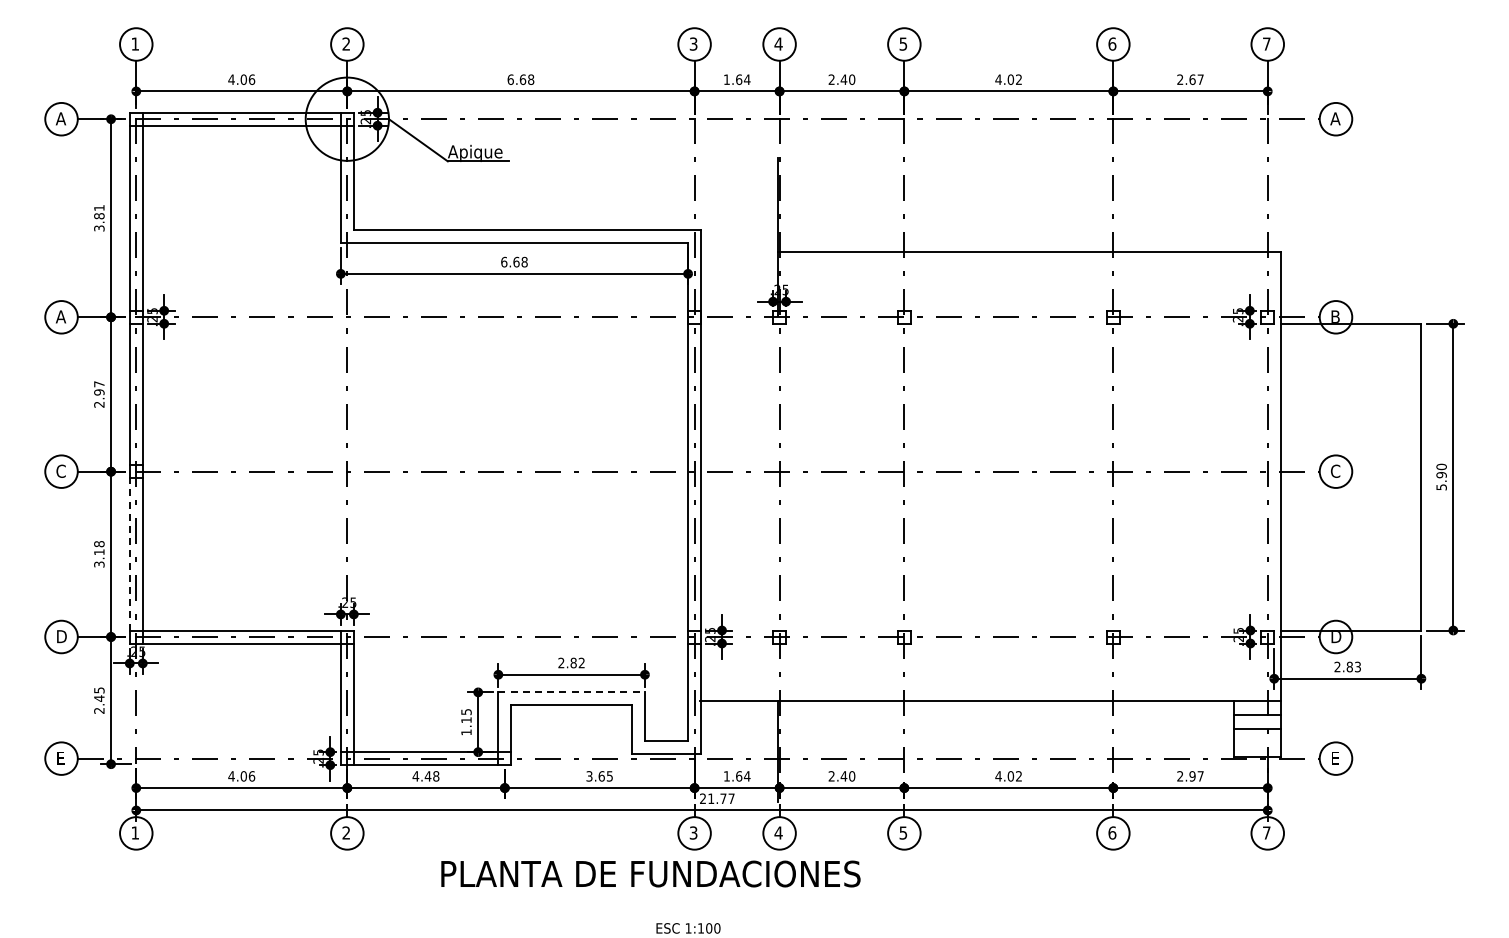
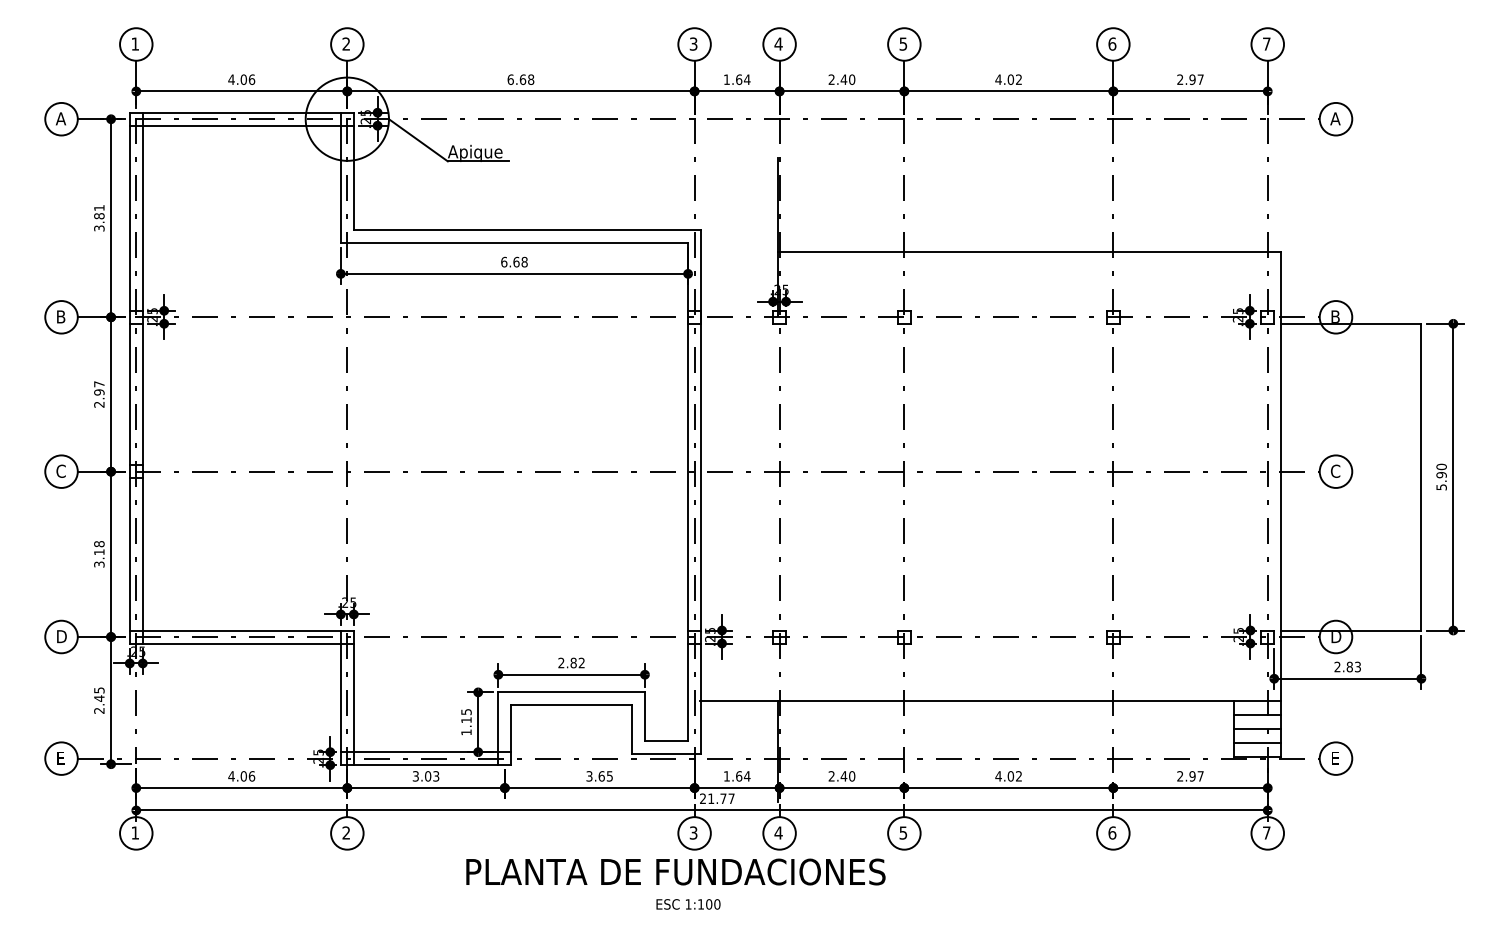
text: 2.67 -> 2.97 (1192, 79)
text: A -> B (60, 316)
line: dashed -> solid (129, 553)
line: dashed -> solid (572, 692)
line: none -> present (1257, 742)
text: 4.48 -> 3.03 (425, 776)
text position: (650, 873) -> (675, 871) (675, 871)
text position: (688, 928) -> (688, 904) (688, 904)
